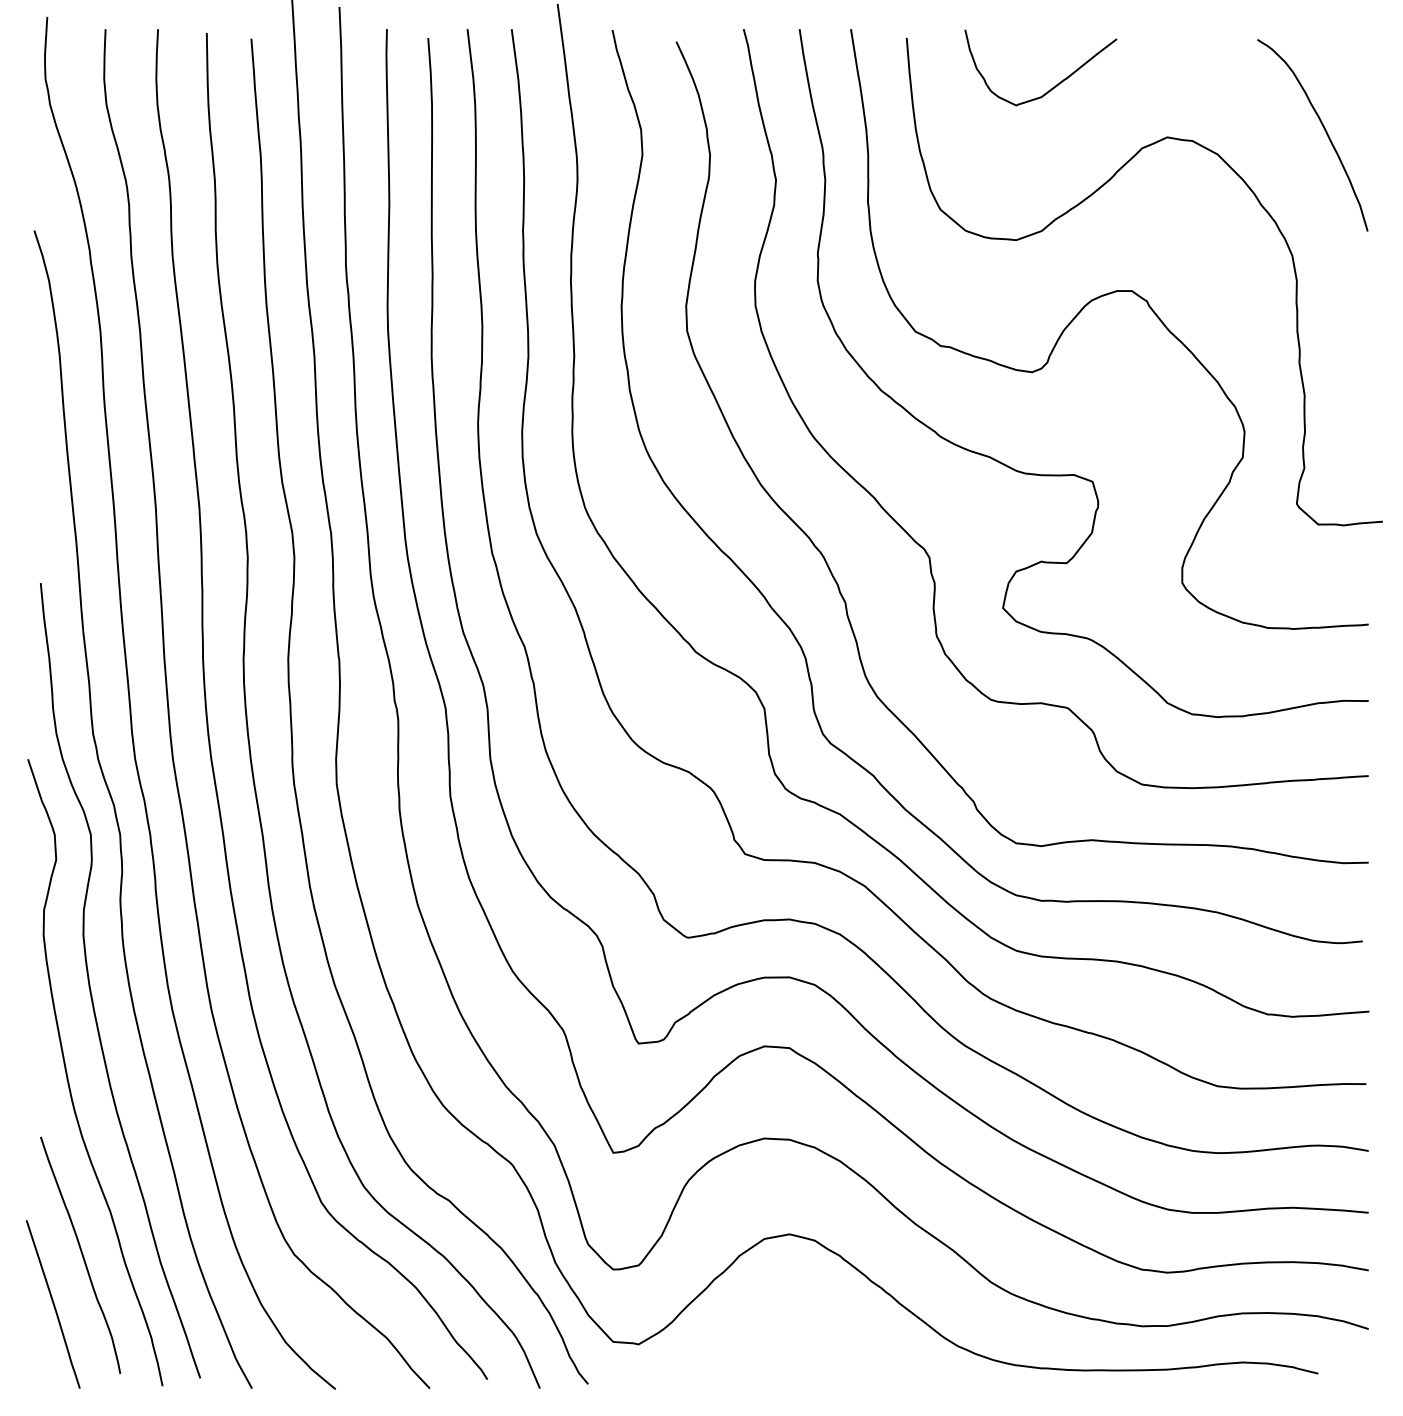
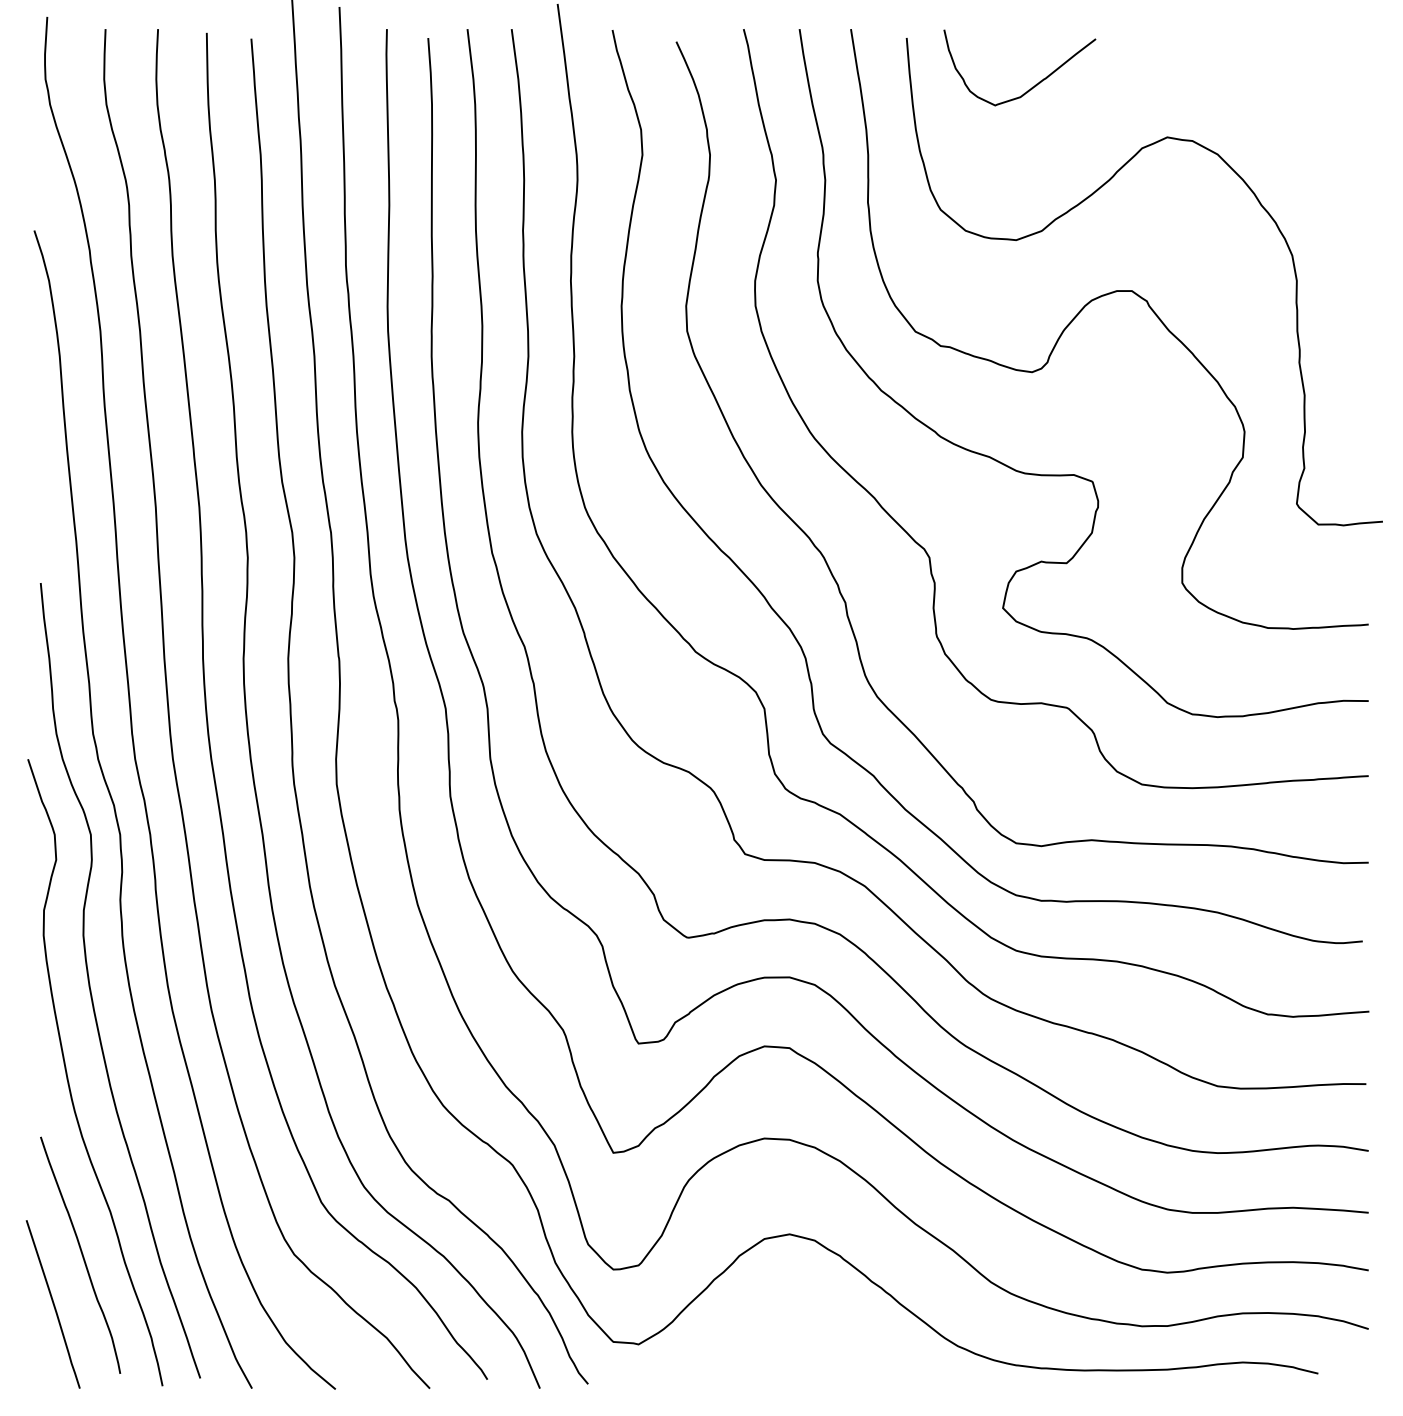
curve position: (1053, 86) -> (1032, 86) (1032, 86)
curve: present -> none (1324, 130)
